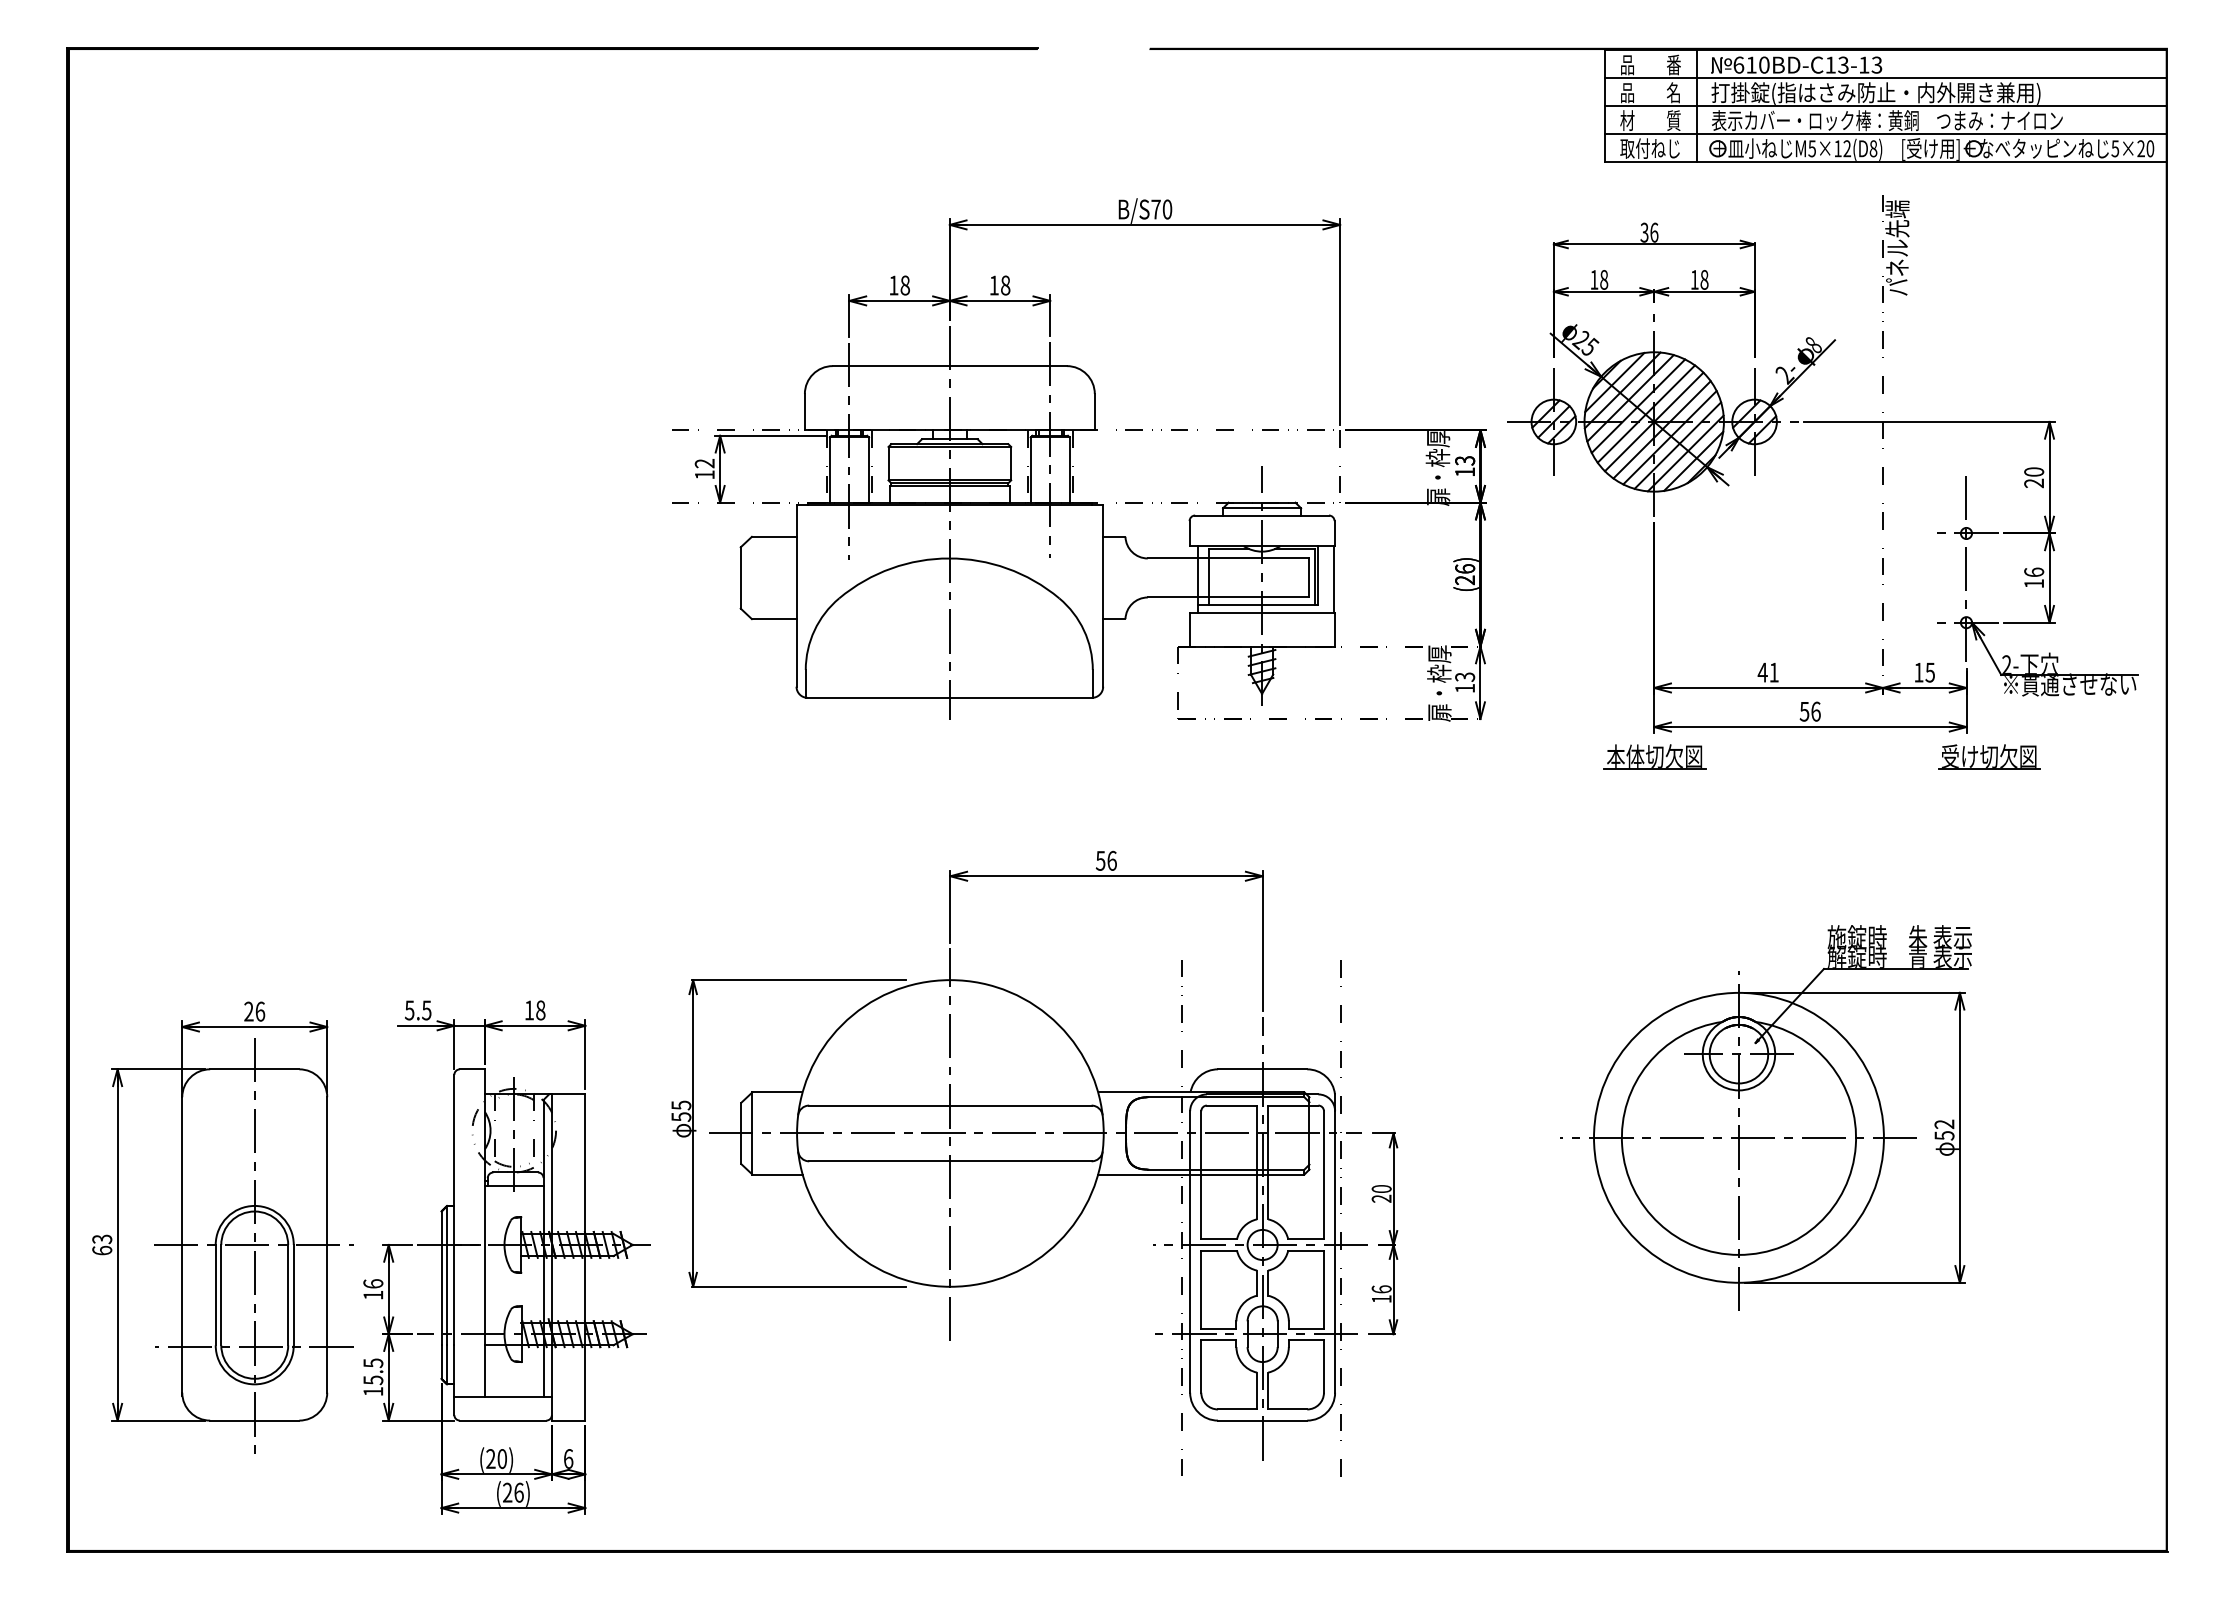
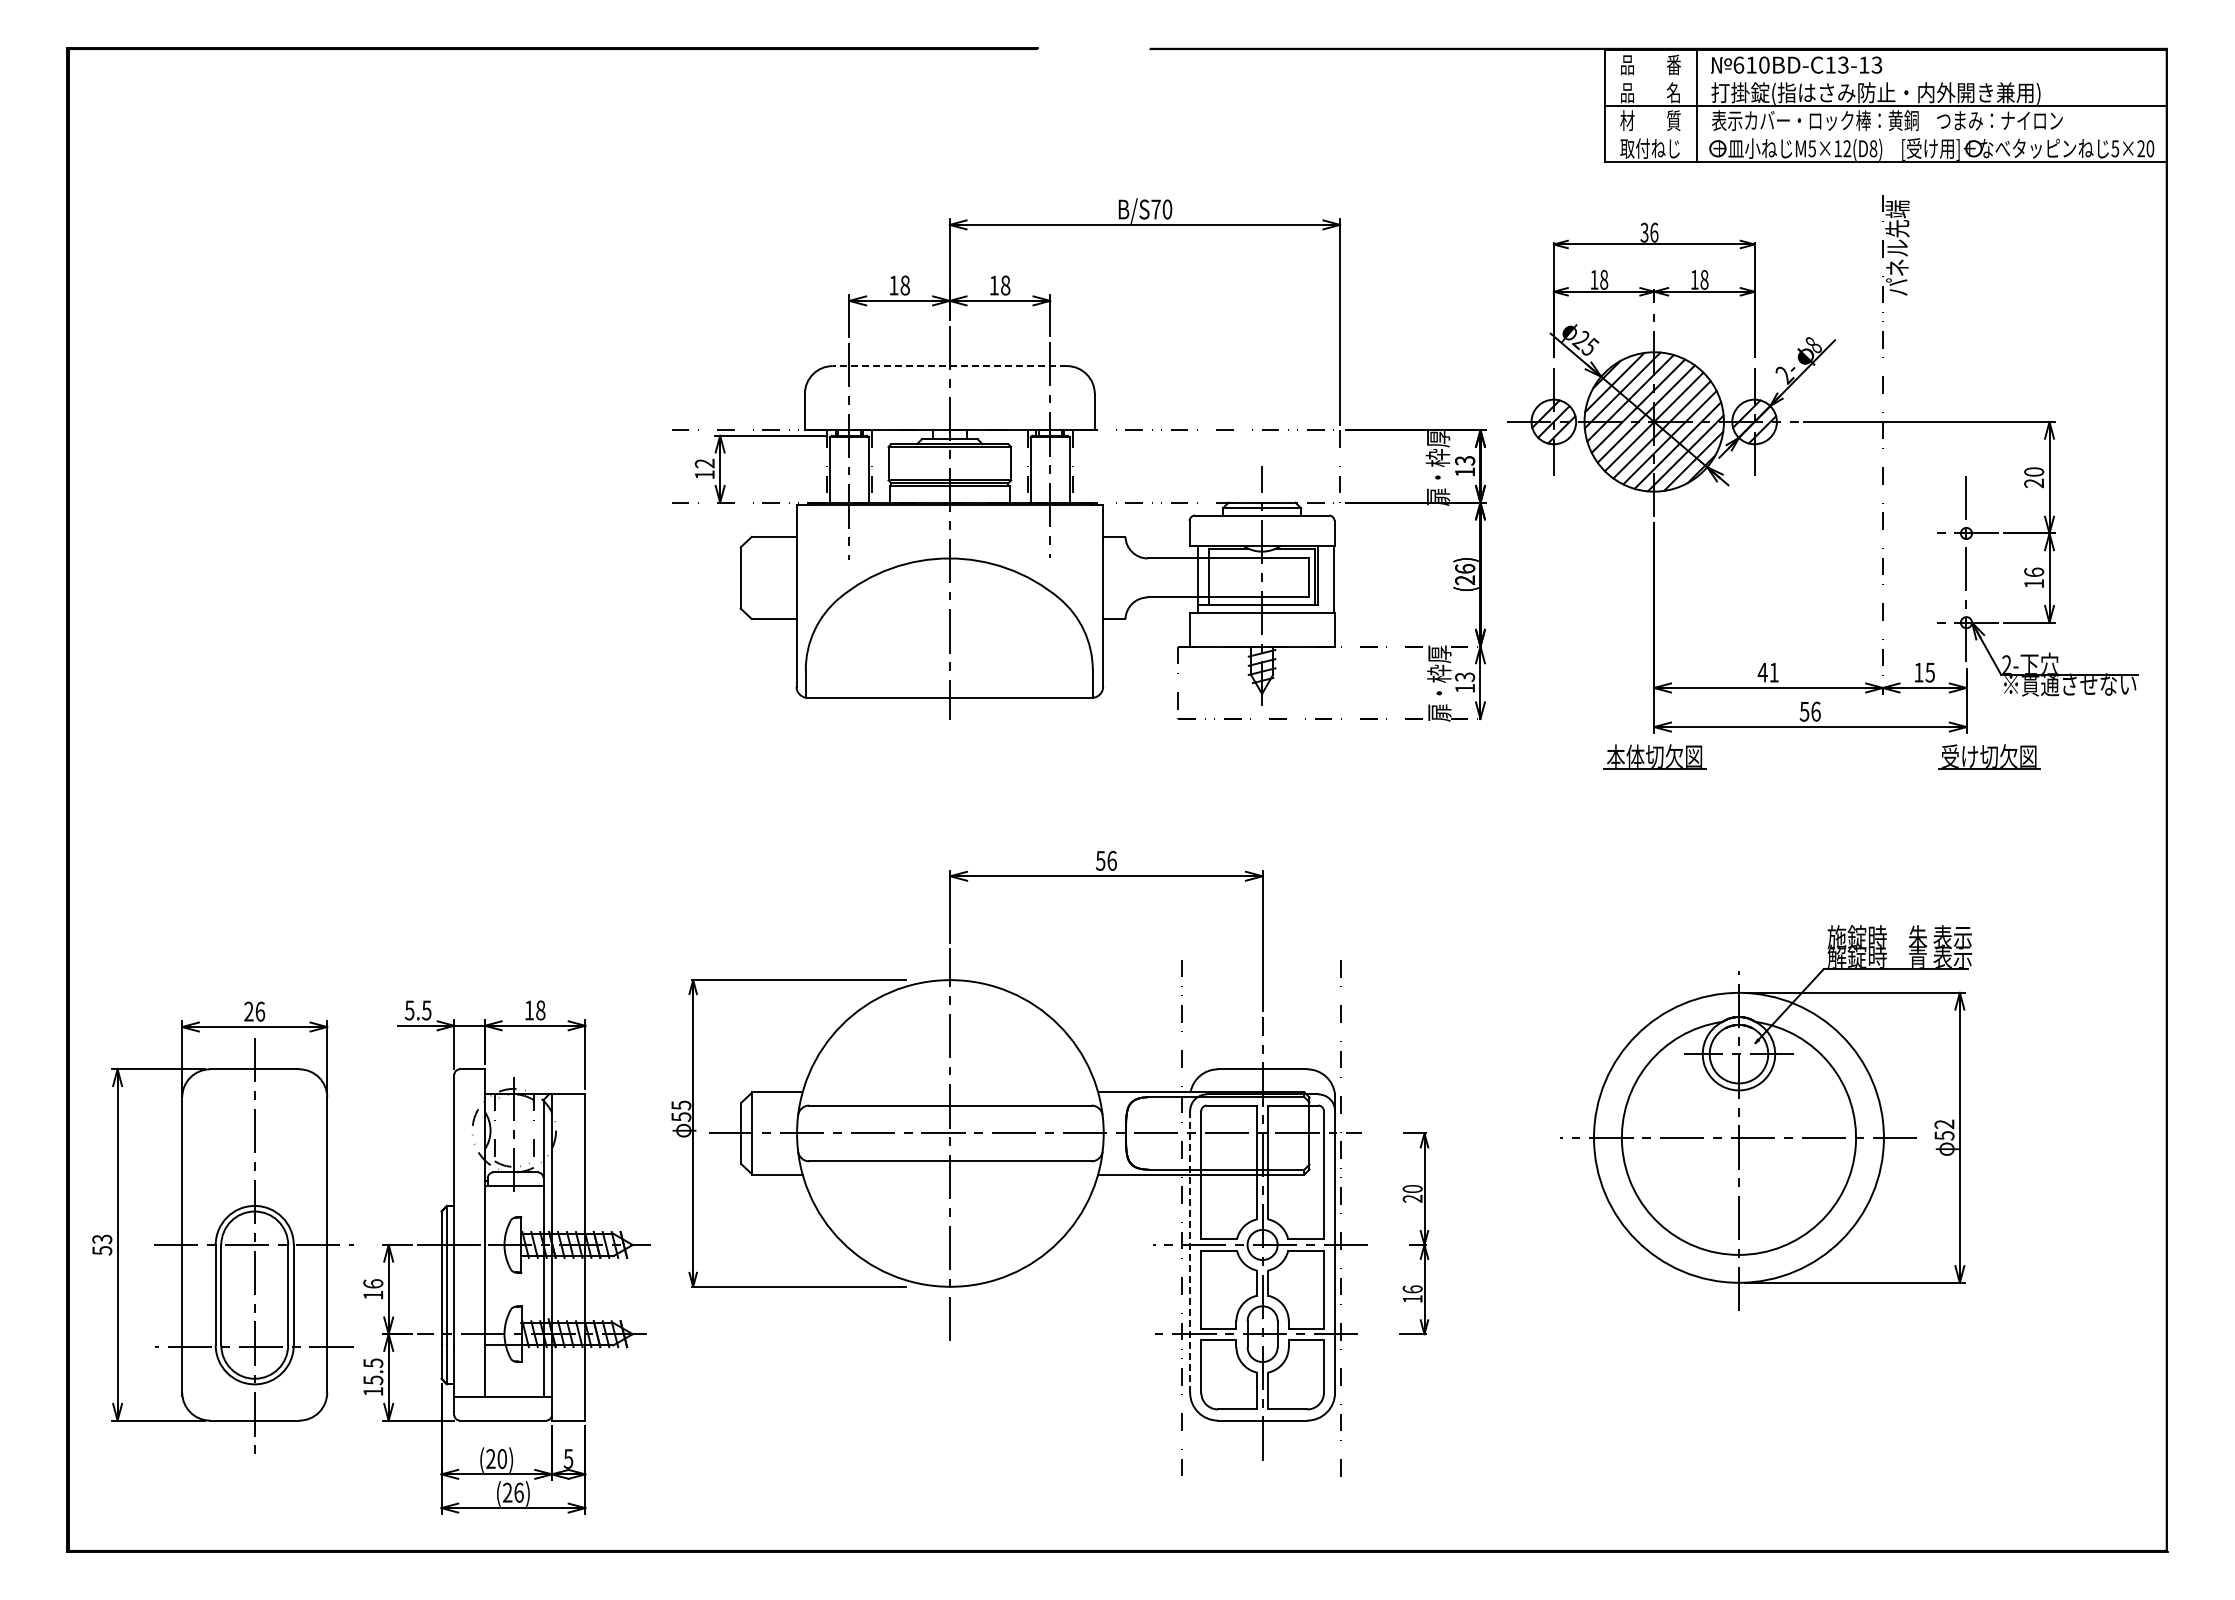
line: present -> none (1885, 77)
line: present -> none (1885, 133)
line: solid -> dashed (949, 366)
part position: (1383, 1233) -> (1414, 1233) (1414, 1233)
text: 63 -> 53 (102, 1250)
line: solid -> dashed (1190, 1251)
text: 6 -> 5 (568, 1458)
